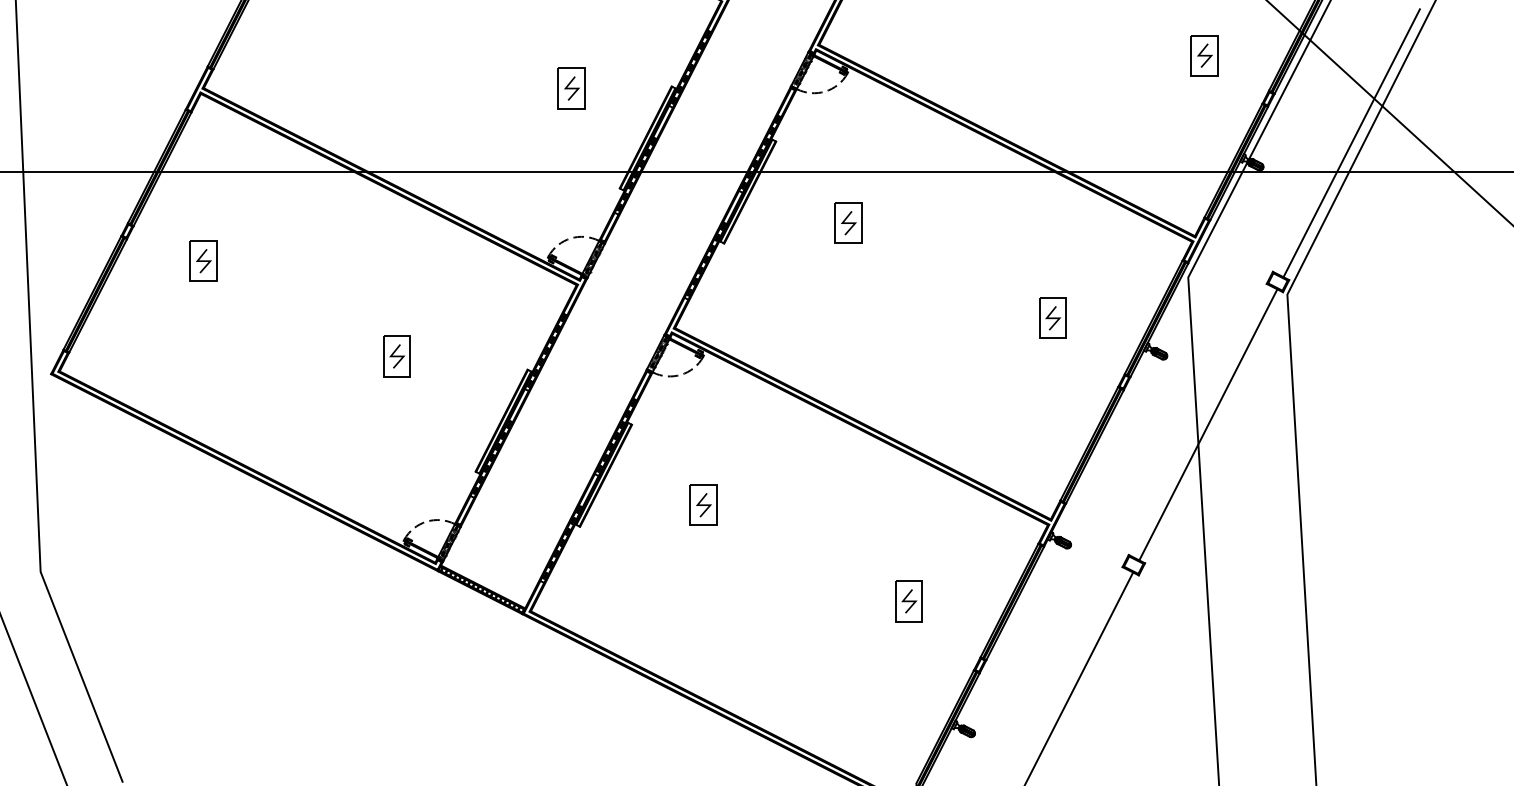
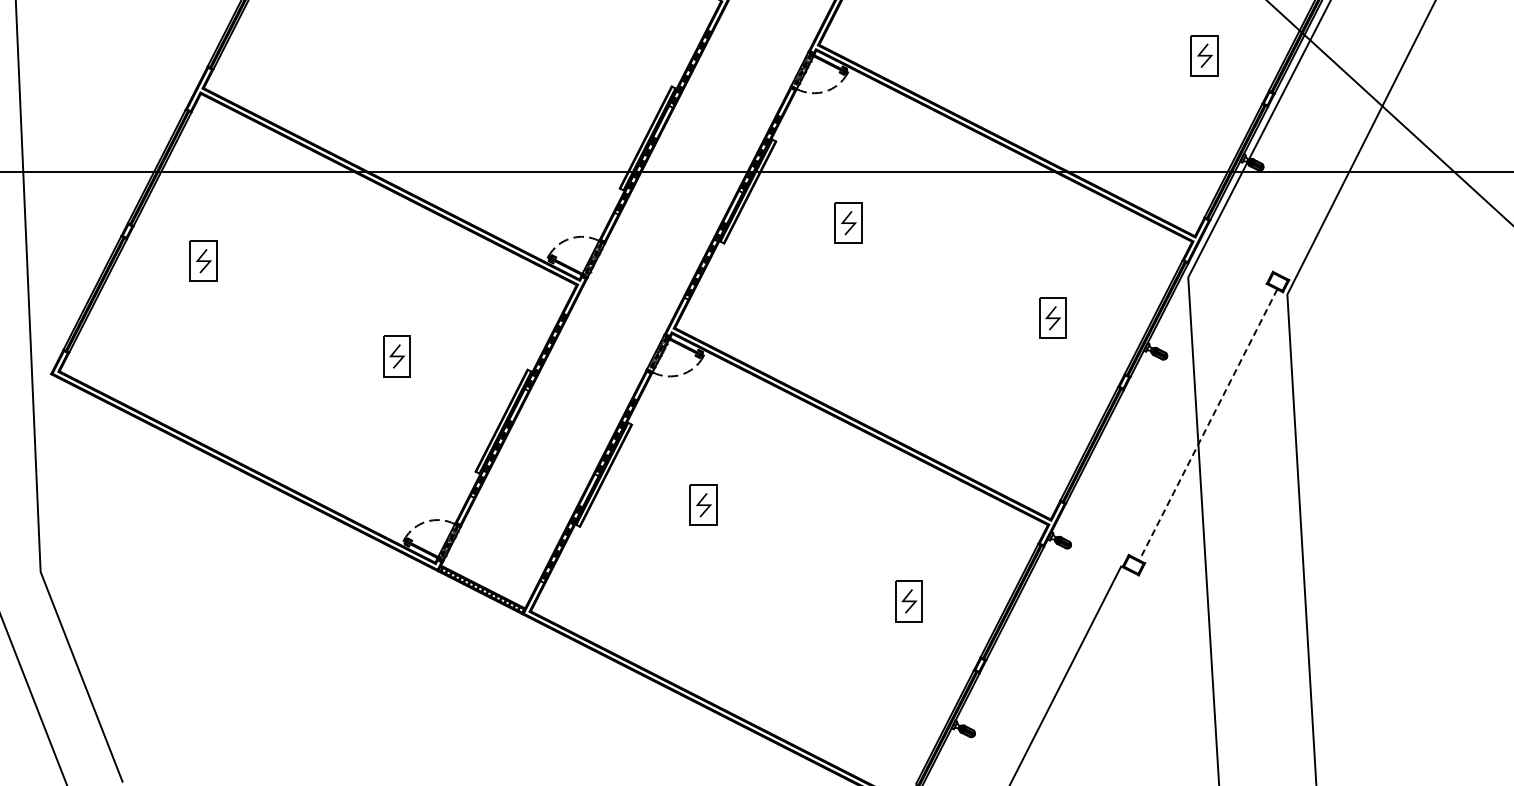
part: present -> none (571, 88)
line: present -> none (1351, 143)
line: solid -> dashed (1208, 425)
line position: (1079, 677) -> (1066, 674) (1066, 674)
